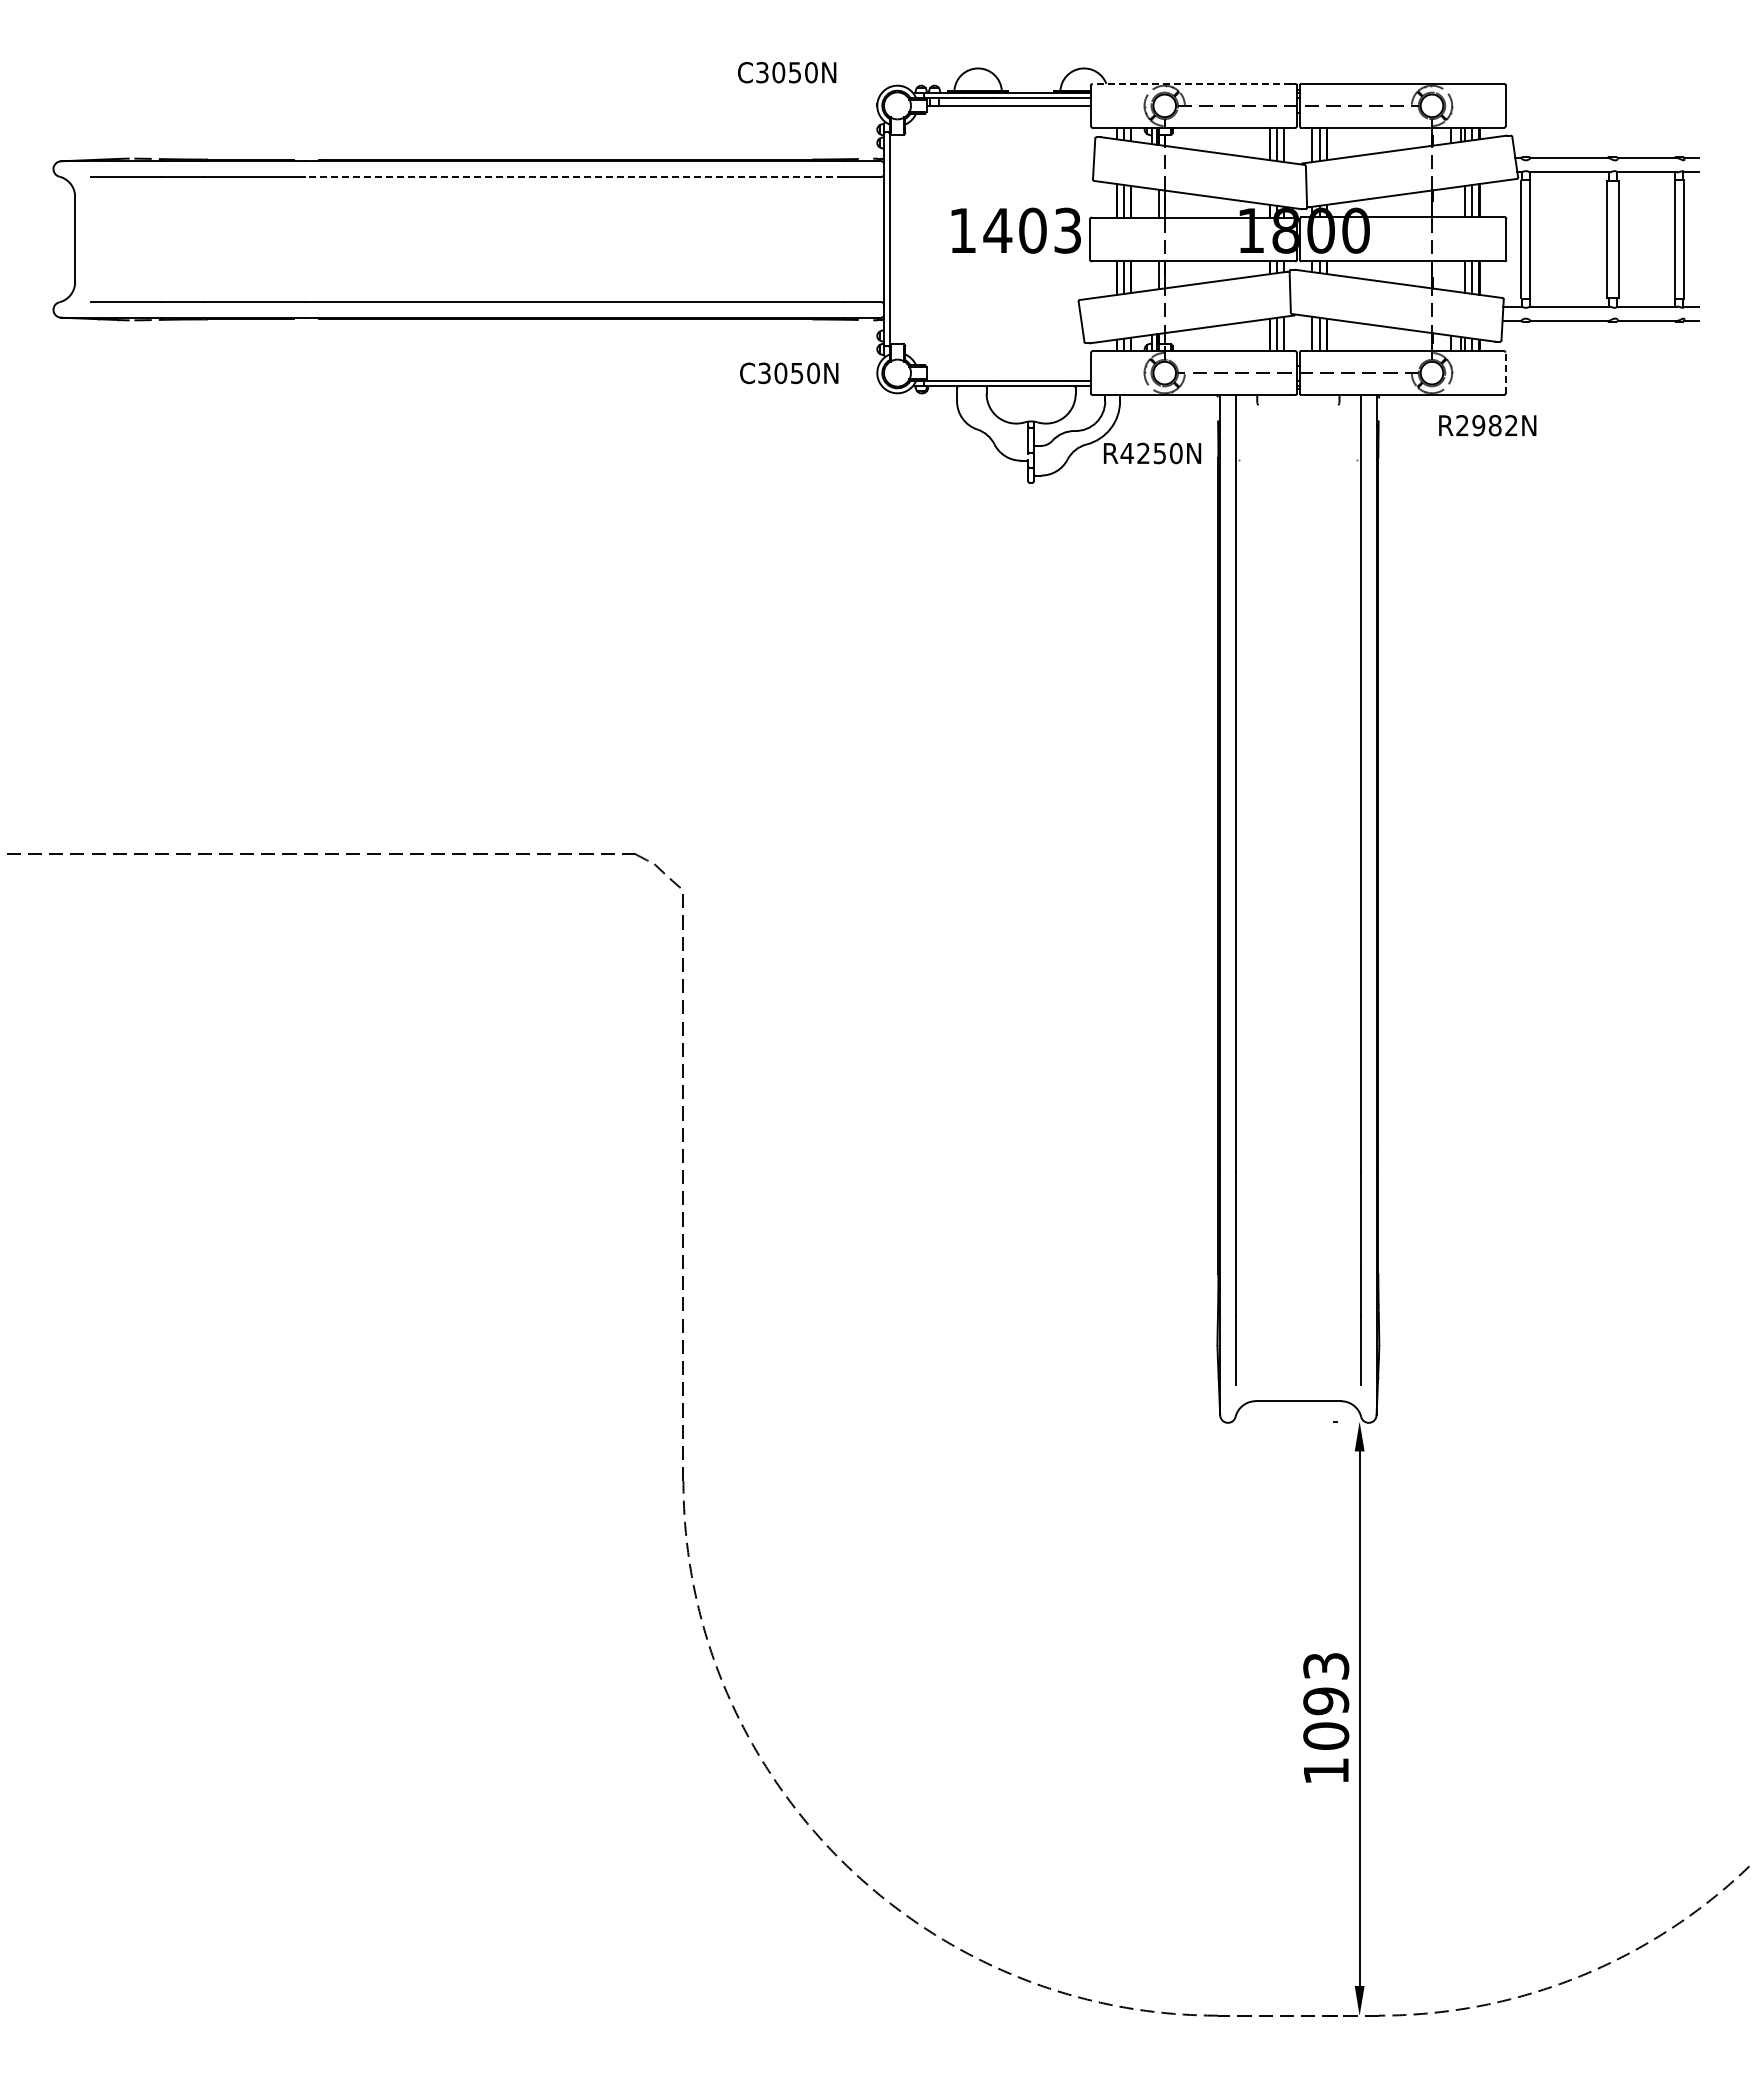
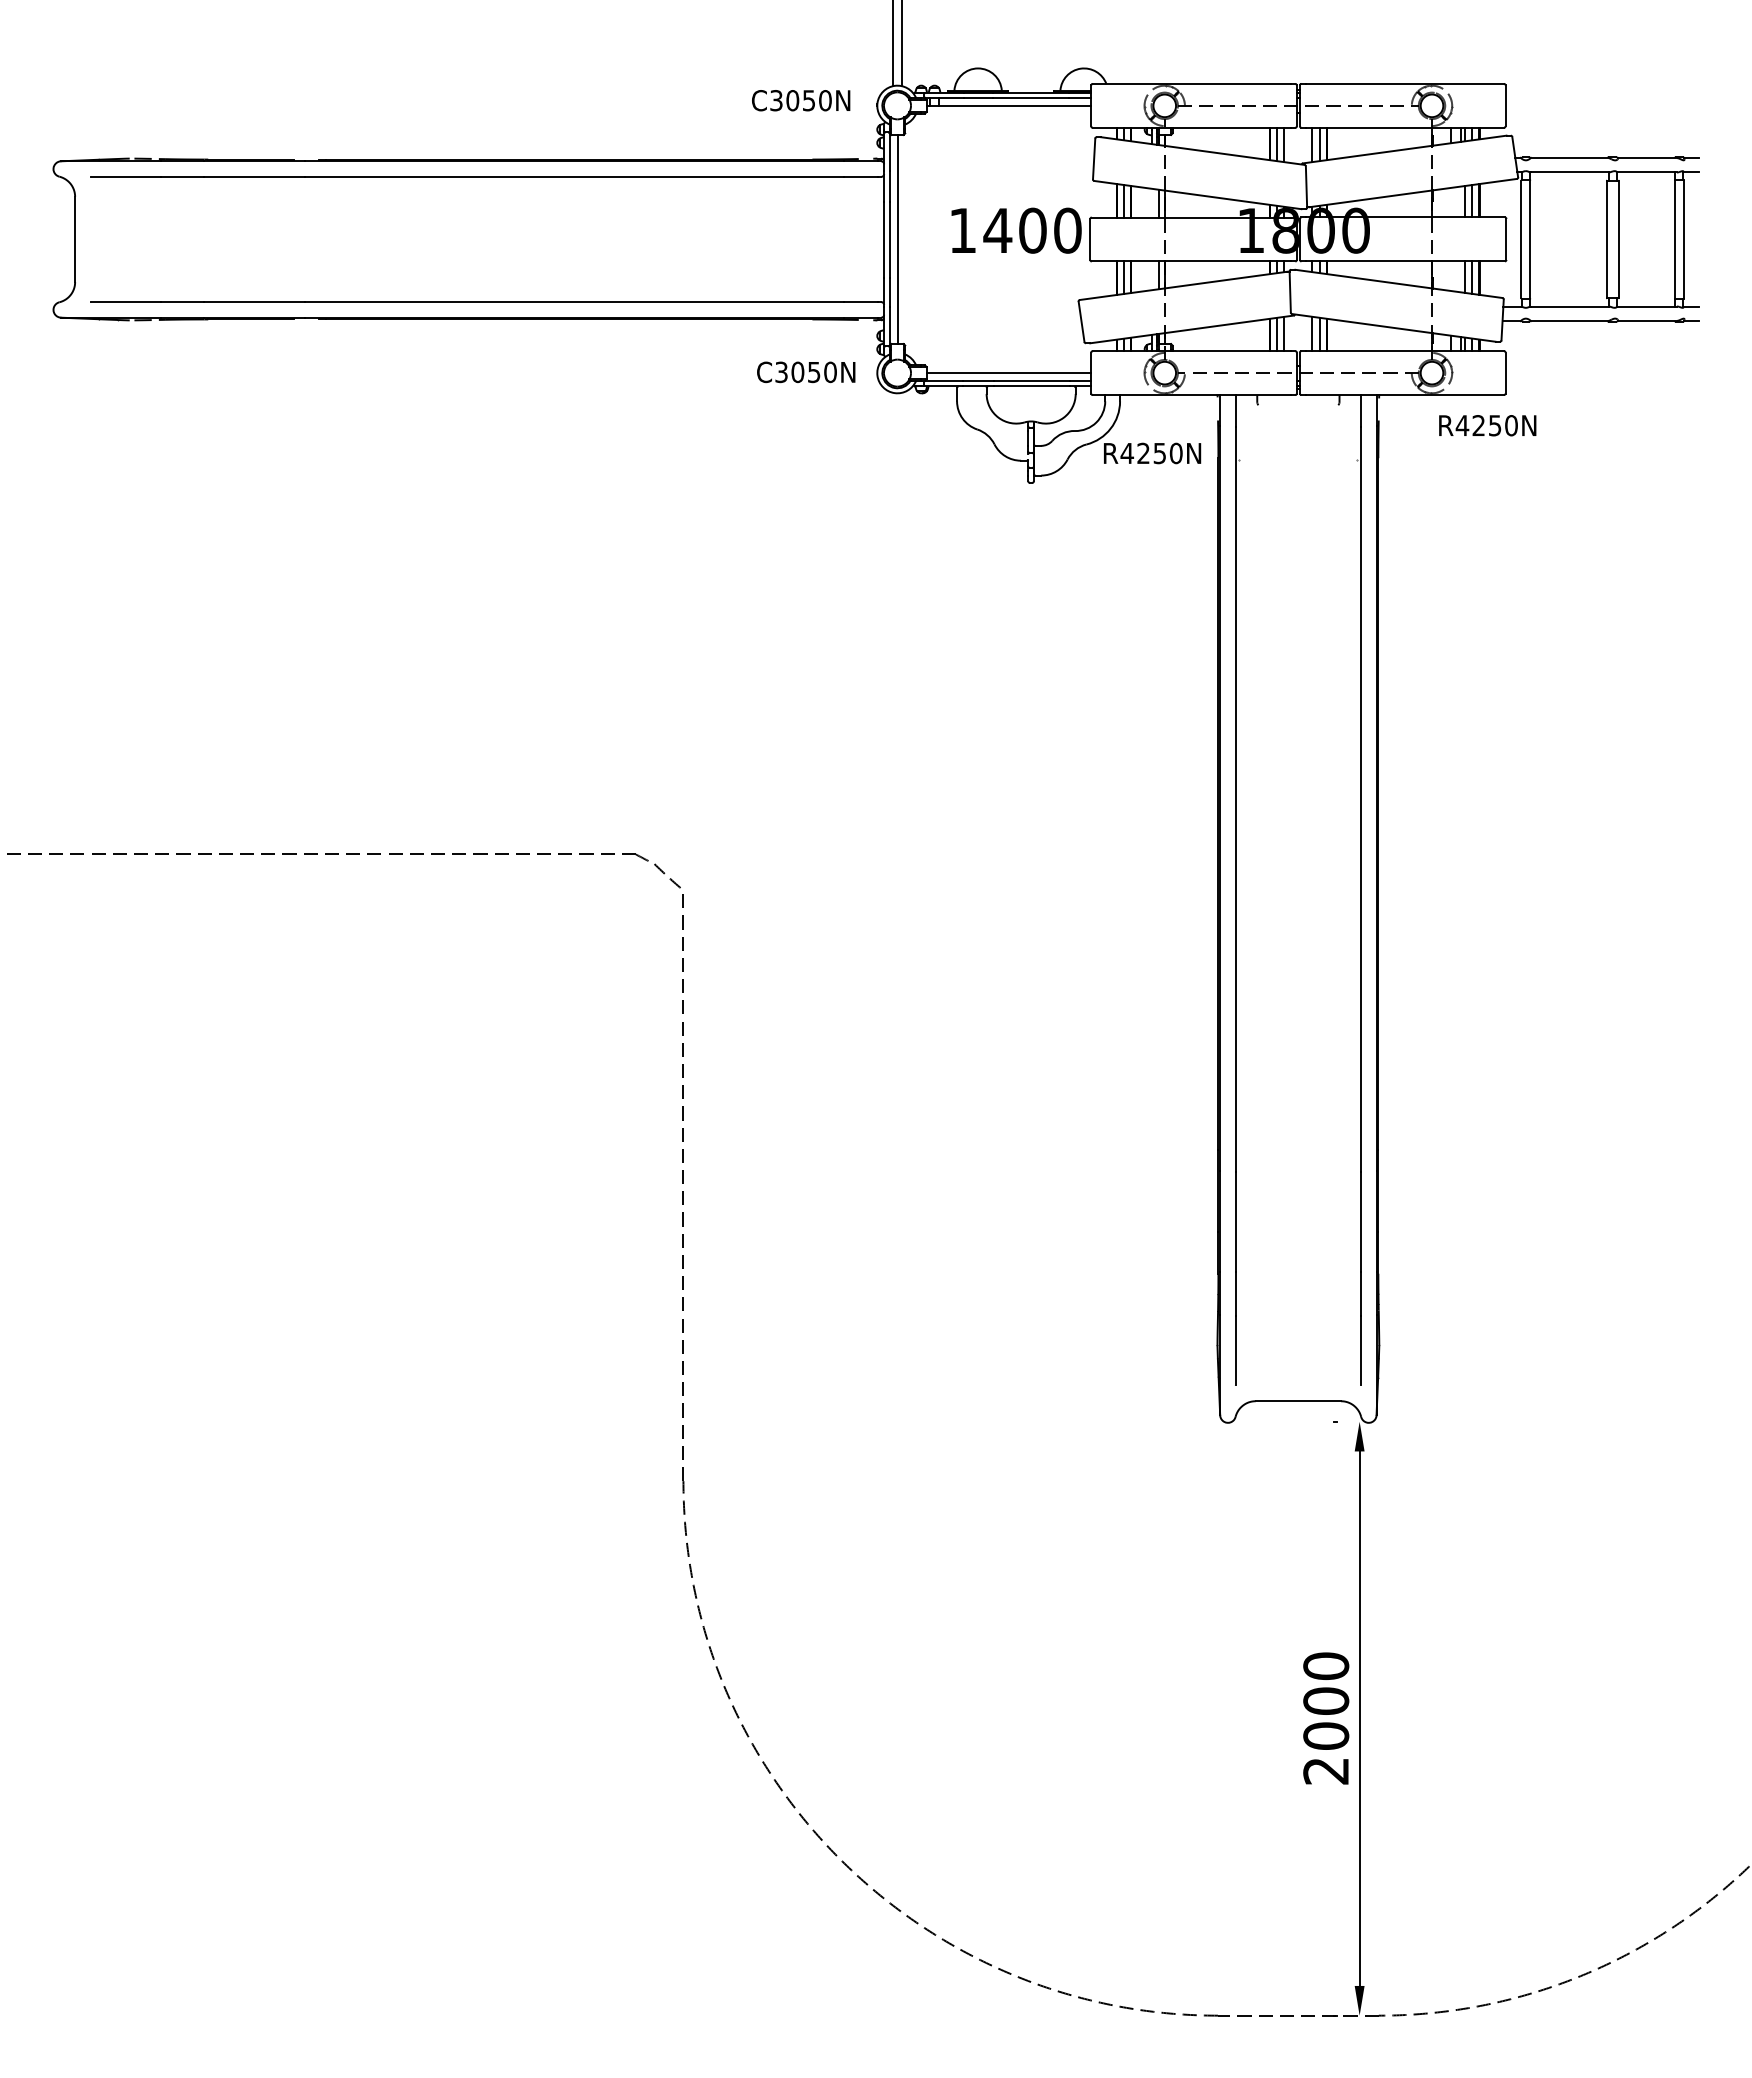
line: none -> present (893, 44)
line: none -> present (901, 44)
text position: (787, 72) -> (801, 100) (801, 100)
line: dashed -> solid (1191, 83)
line: dashed -> solid (574, 176)
text: 1403 -> 1400 (1067, 230)
line: none -> present (897, 239)
line: none -> present (1008, 372)
line: dashed -> solid (1505, 372)
text position: (789, 373) -> (806, 372) (806, 372)
text: R2982N -> R4250N (1486, 425)
text: 1093 -> 2000 (1326, 1718)
